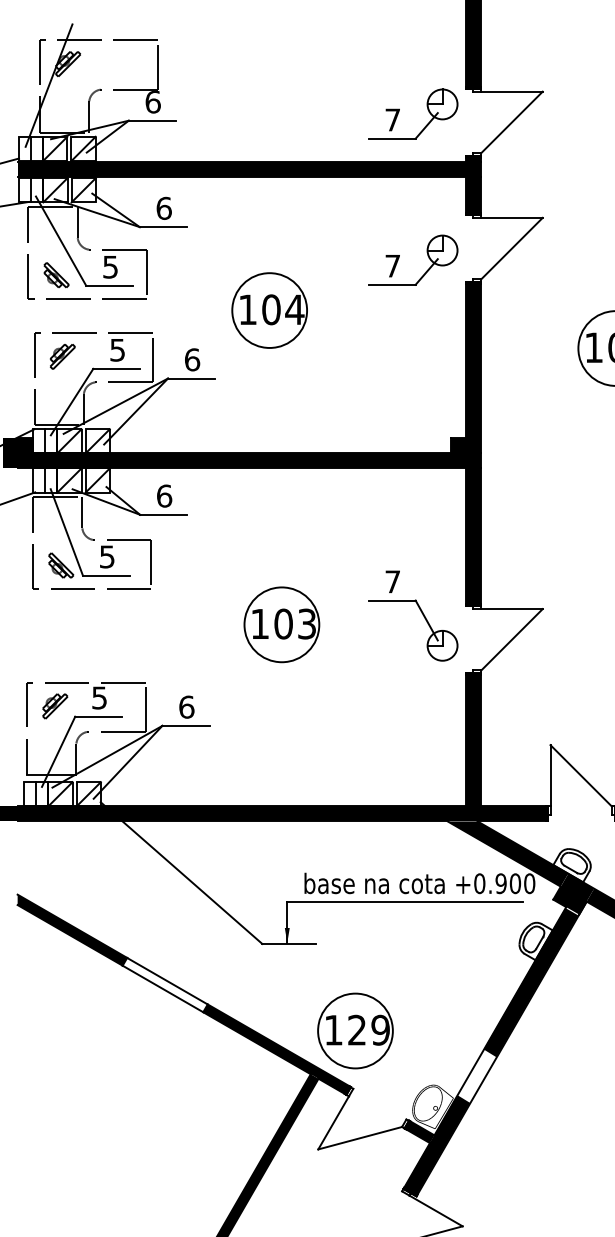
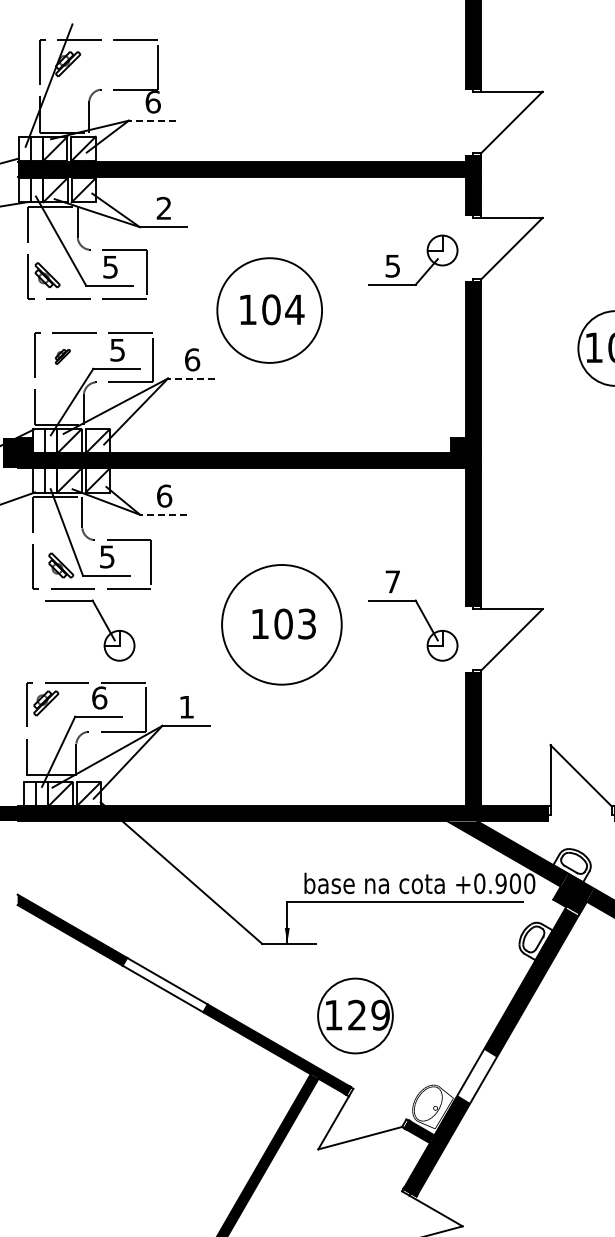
part: present -> none (399, 112)
line: solid -> dashed (152, 120)
text: 6 -> 2 (163, 207)
text: 7 -> 5 (392, 266)
part position: (56, 275) -> (47, 275) (47, 275)
circle diameter: 75 px -> 105 px (269, 310)
part size: 26x26 px -> 16x16 px (62, 356)
line: solid -> dashed (191, 378)
line: solid -> dashed (163, 514)
part: none -> present (104, 624)
circle diameter: 75 px -> 120 px (281, 624)
text: 5 -> 6 (99, 697)
part position: (55, 706) -> (46, 703) (46, 703)
text: 6 -> 1 (186, 706)
part position: (355, 1030) -> (355, 1015) (355, 1015)
